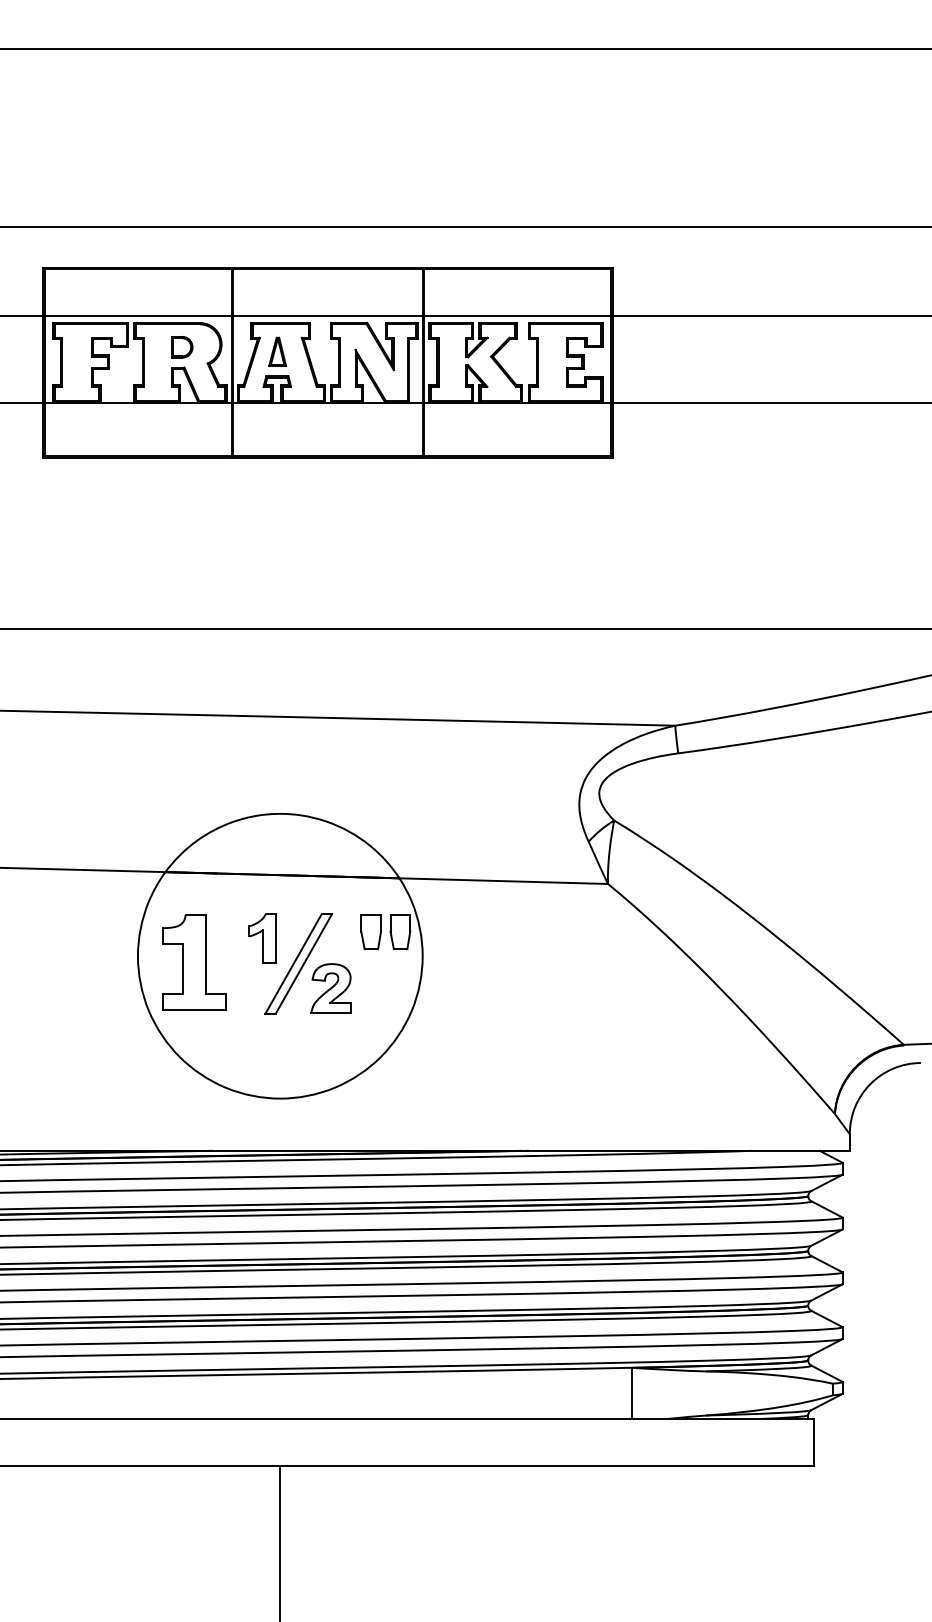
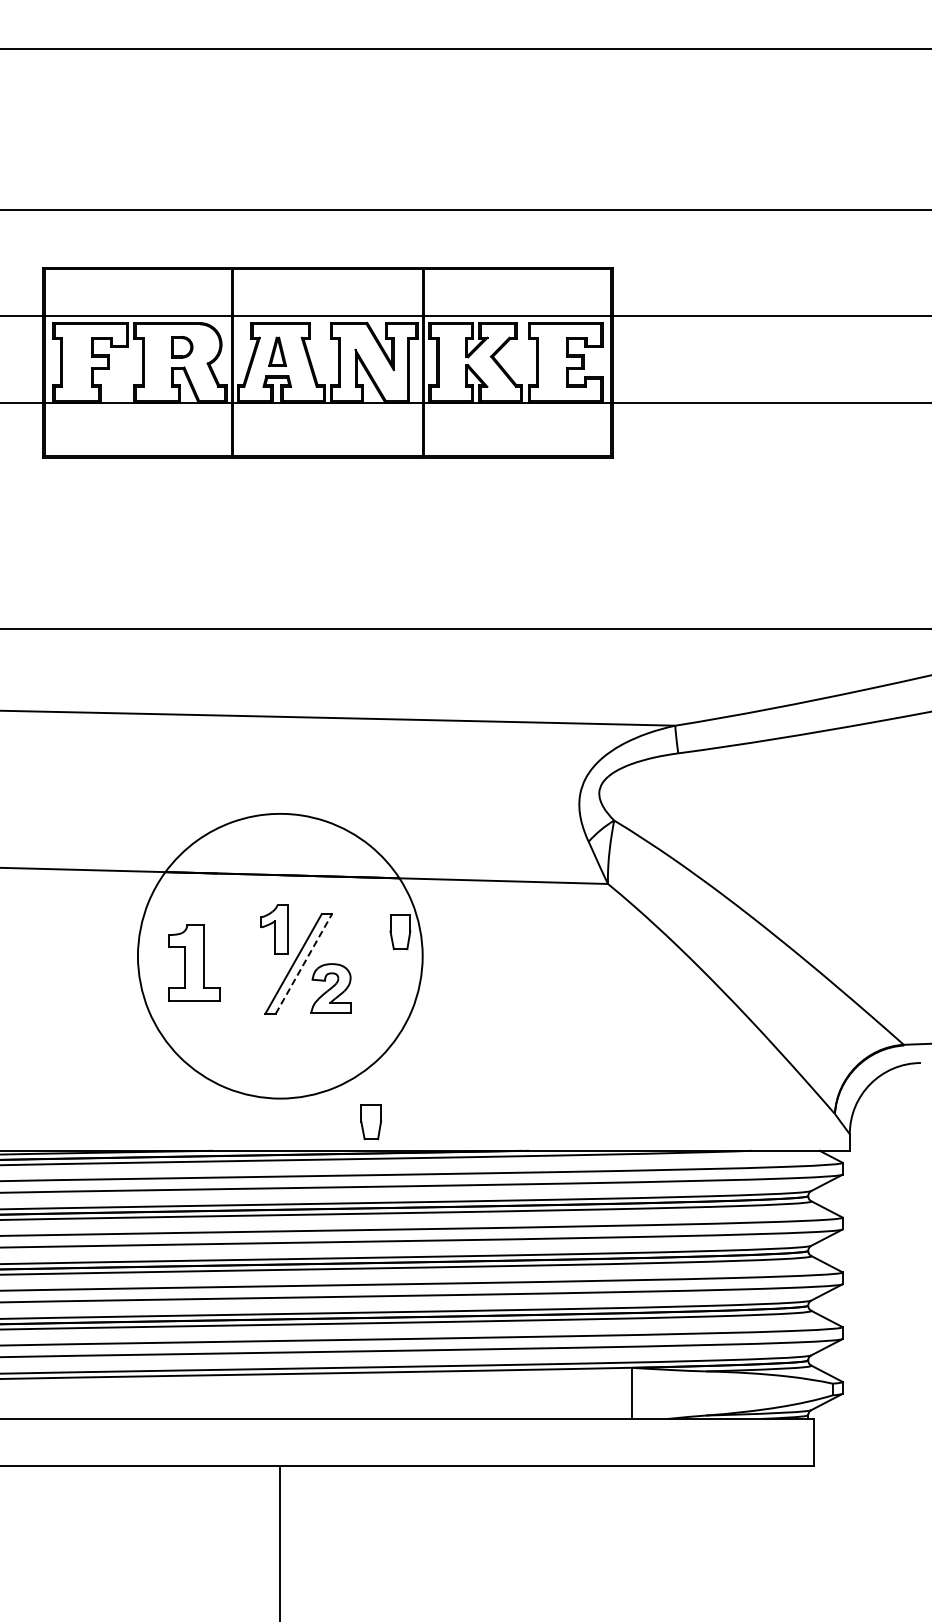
line position: (465, 226) -> (465, 209) (465, 209)
part position: (370, 932) -> (370, 1122) (370, 1122)
part position: (262, 938) -> (274, 929) (274, 929)
part size: 65x97 px -> 53x78 px (194, 962)
line: solid -> dashed (304, 963)
